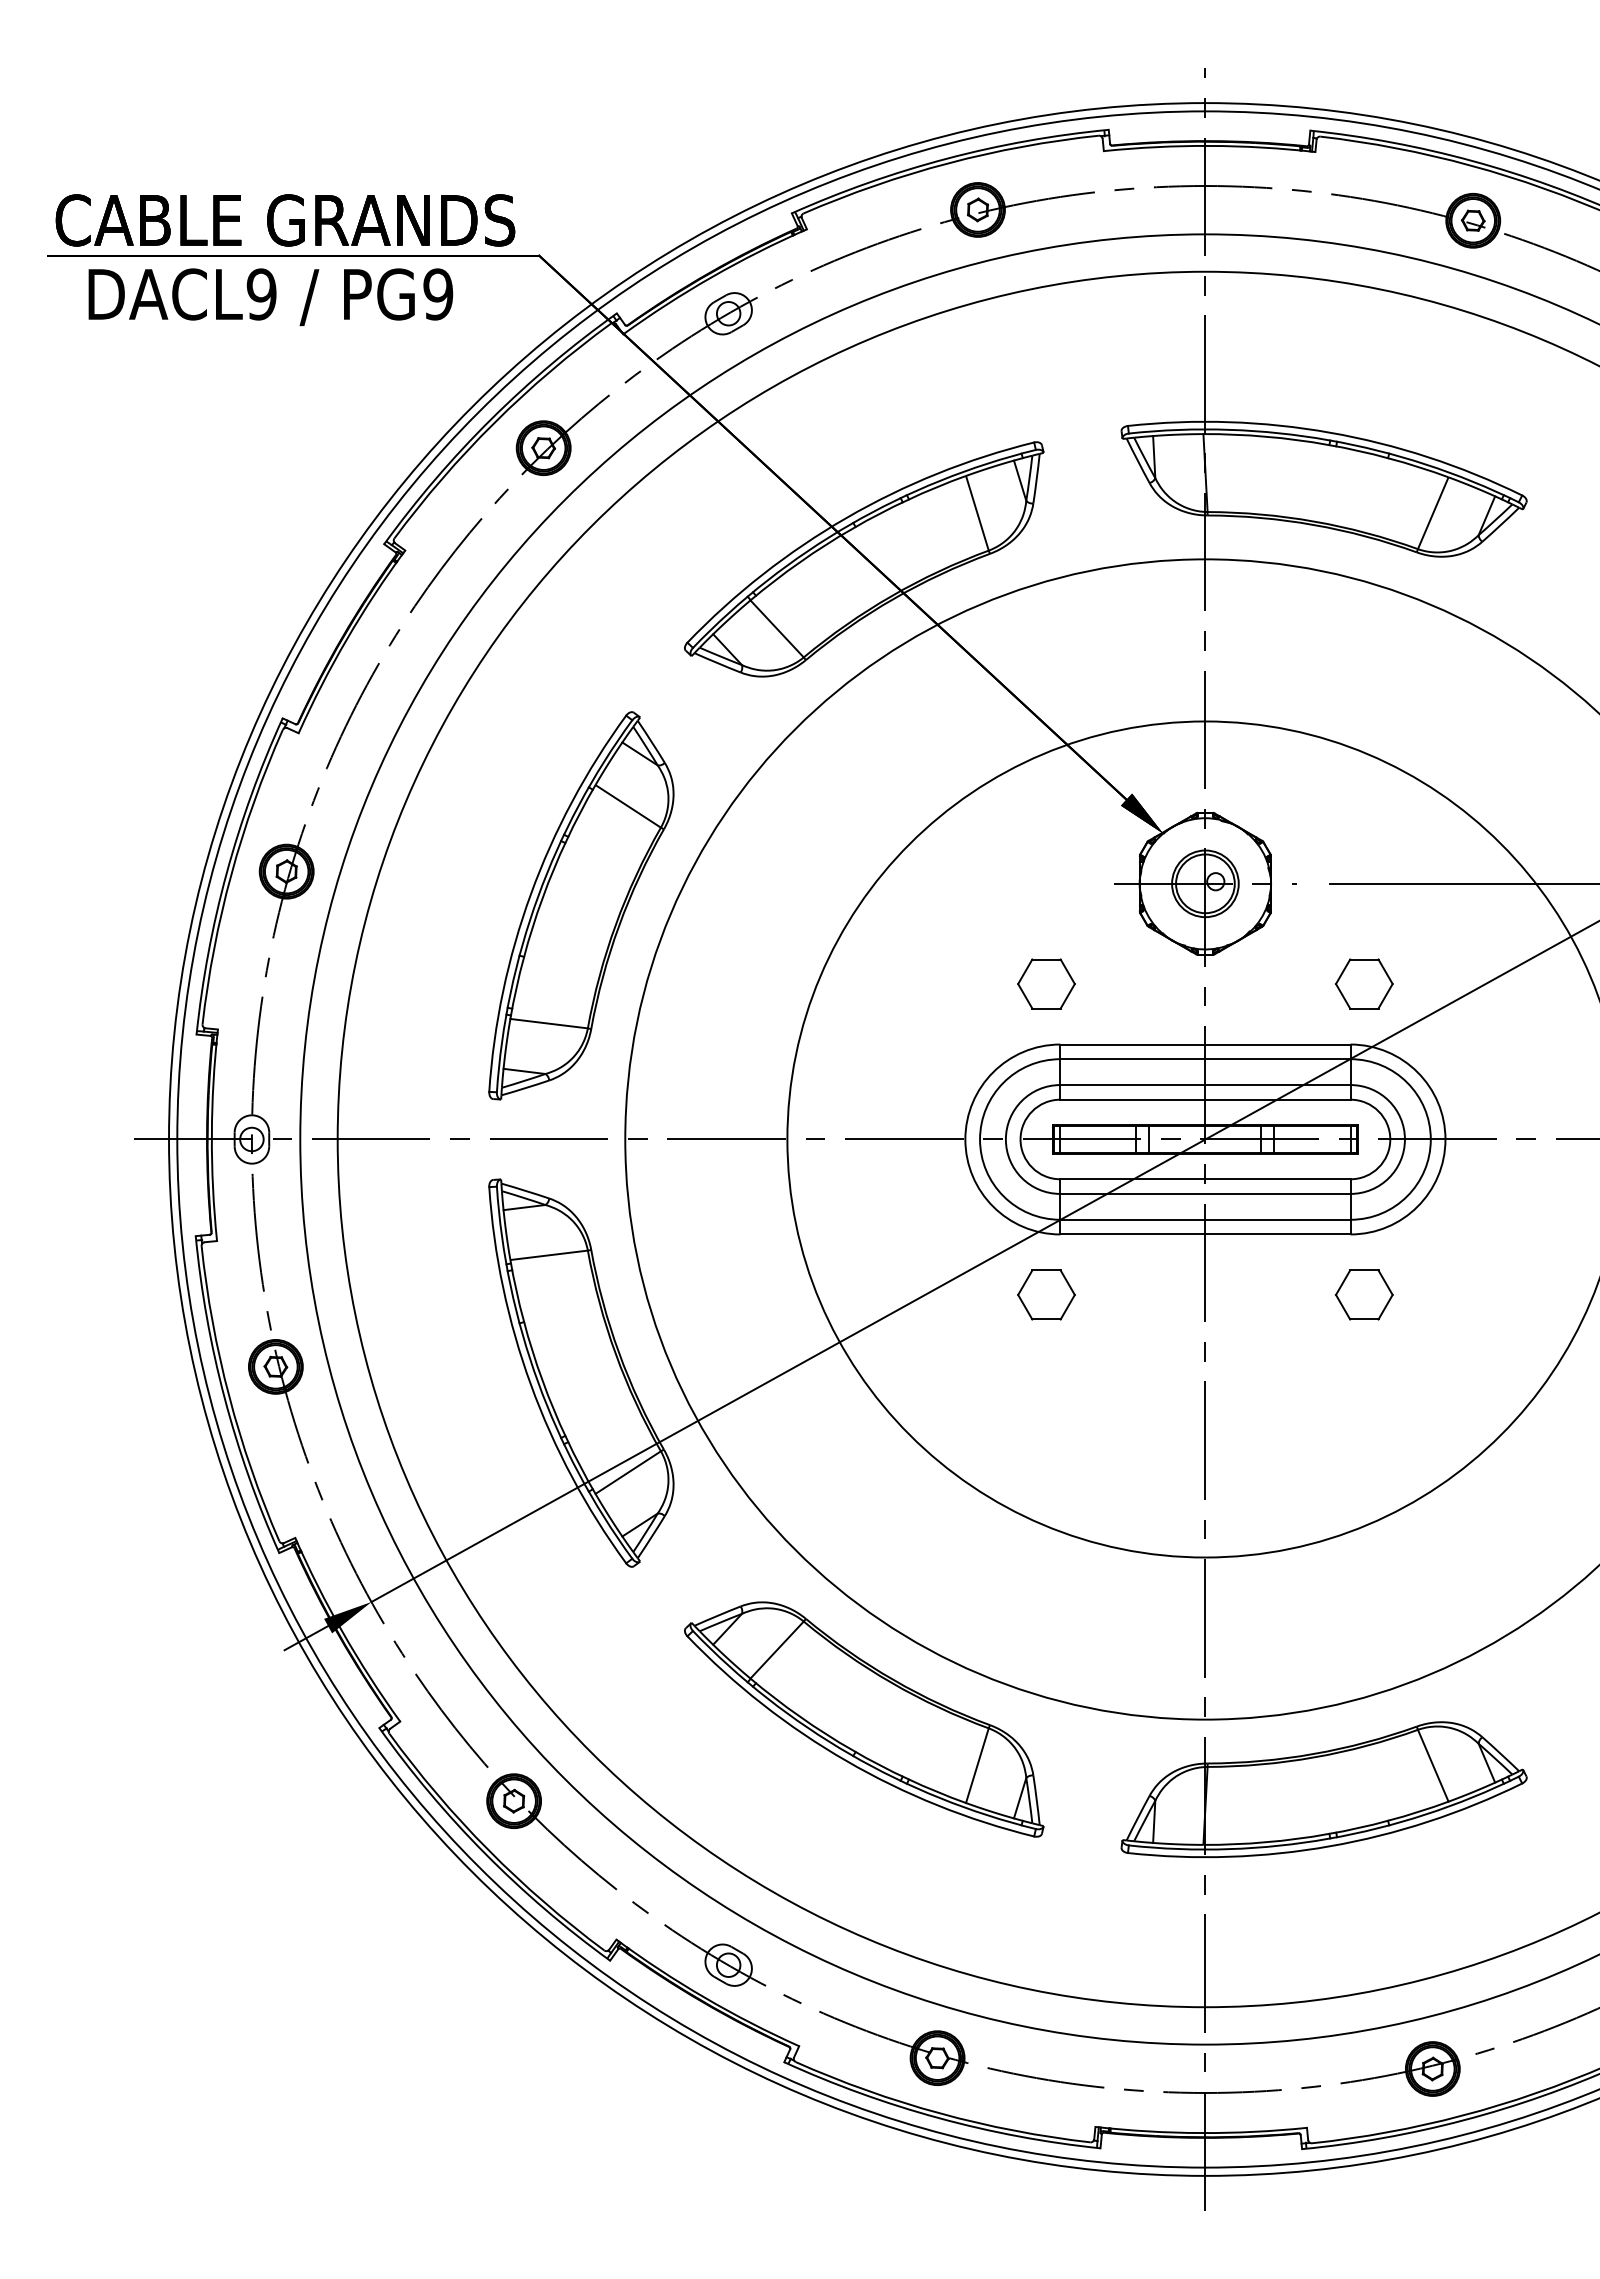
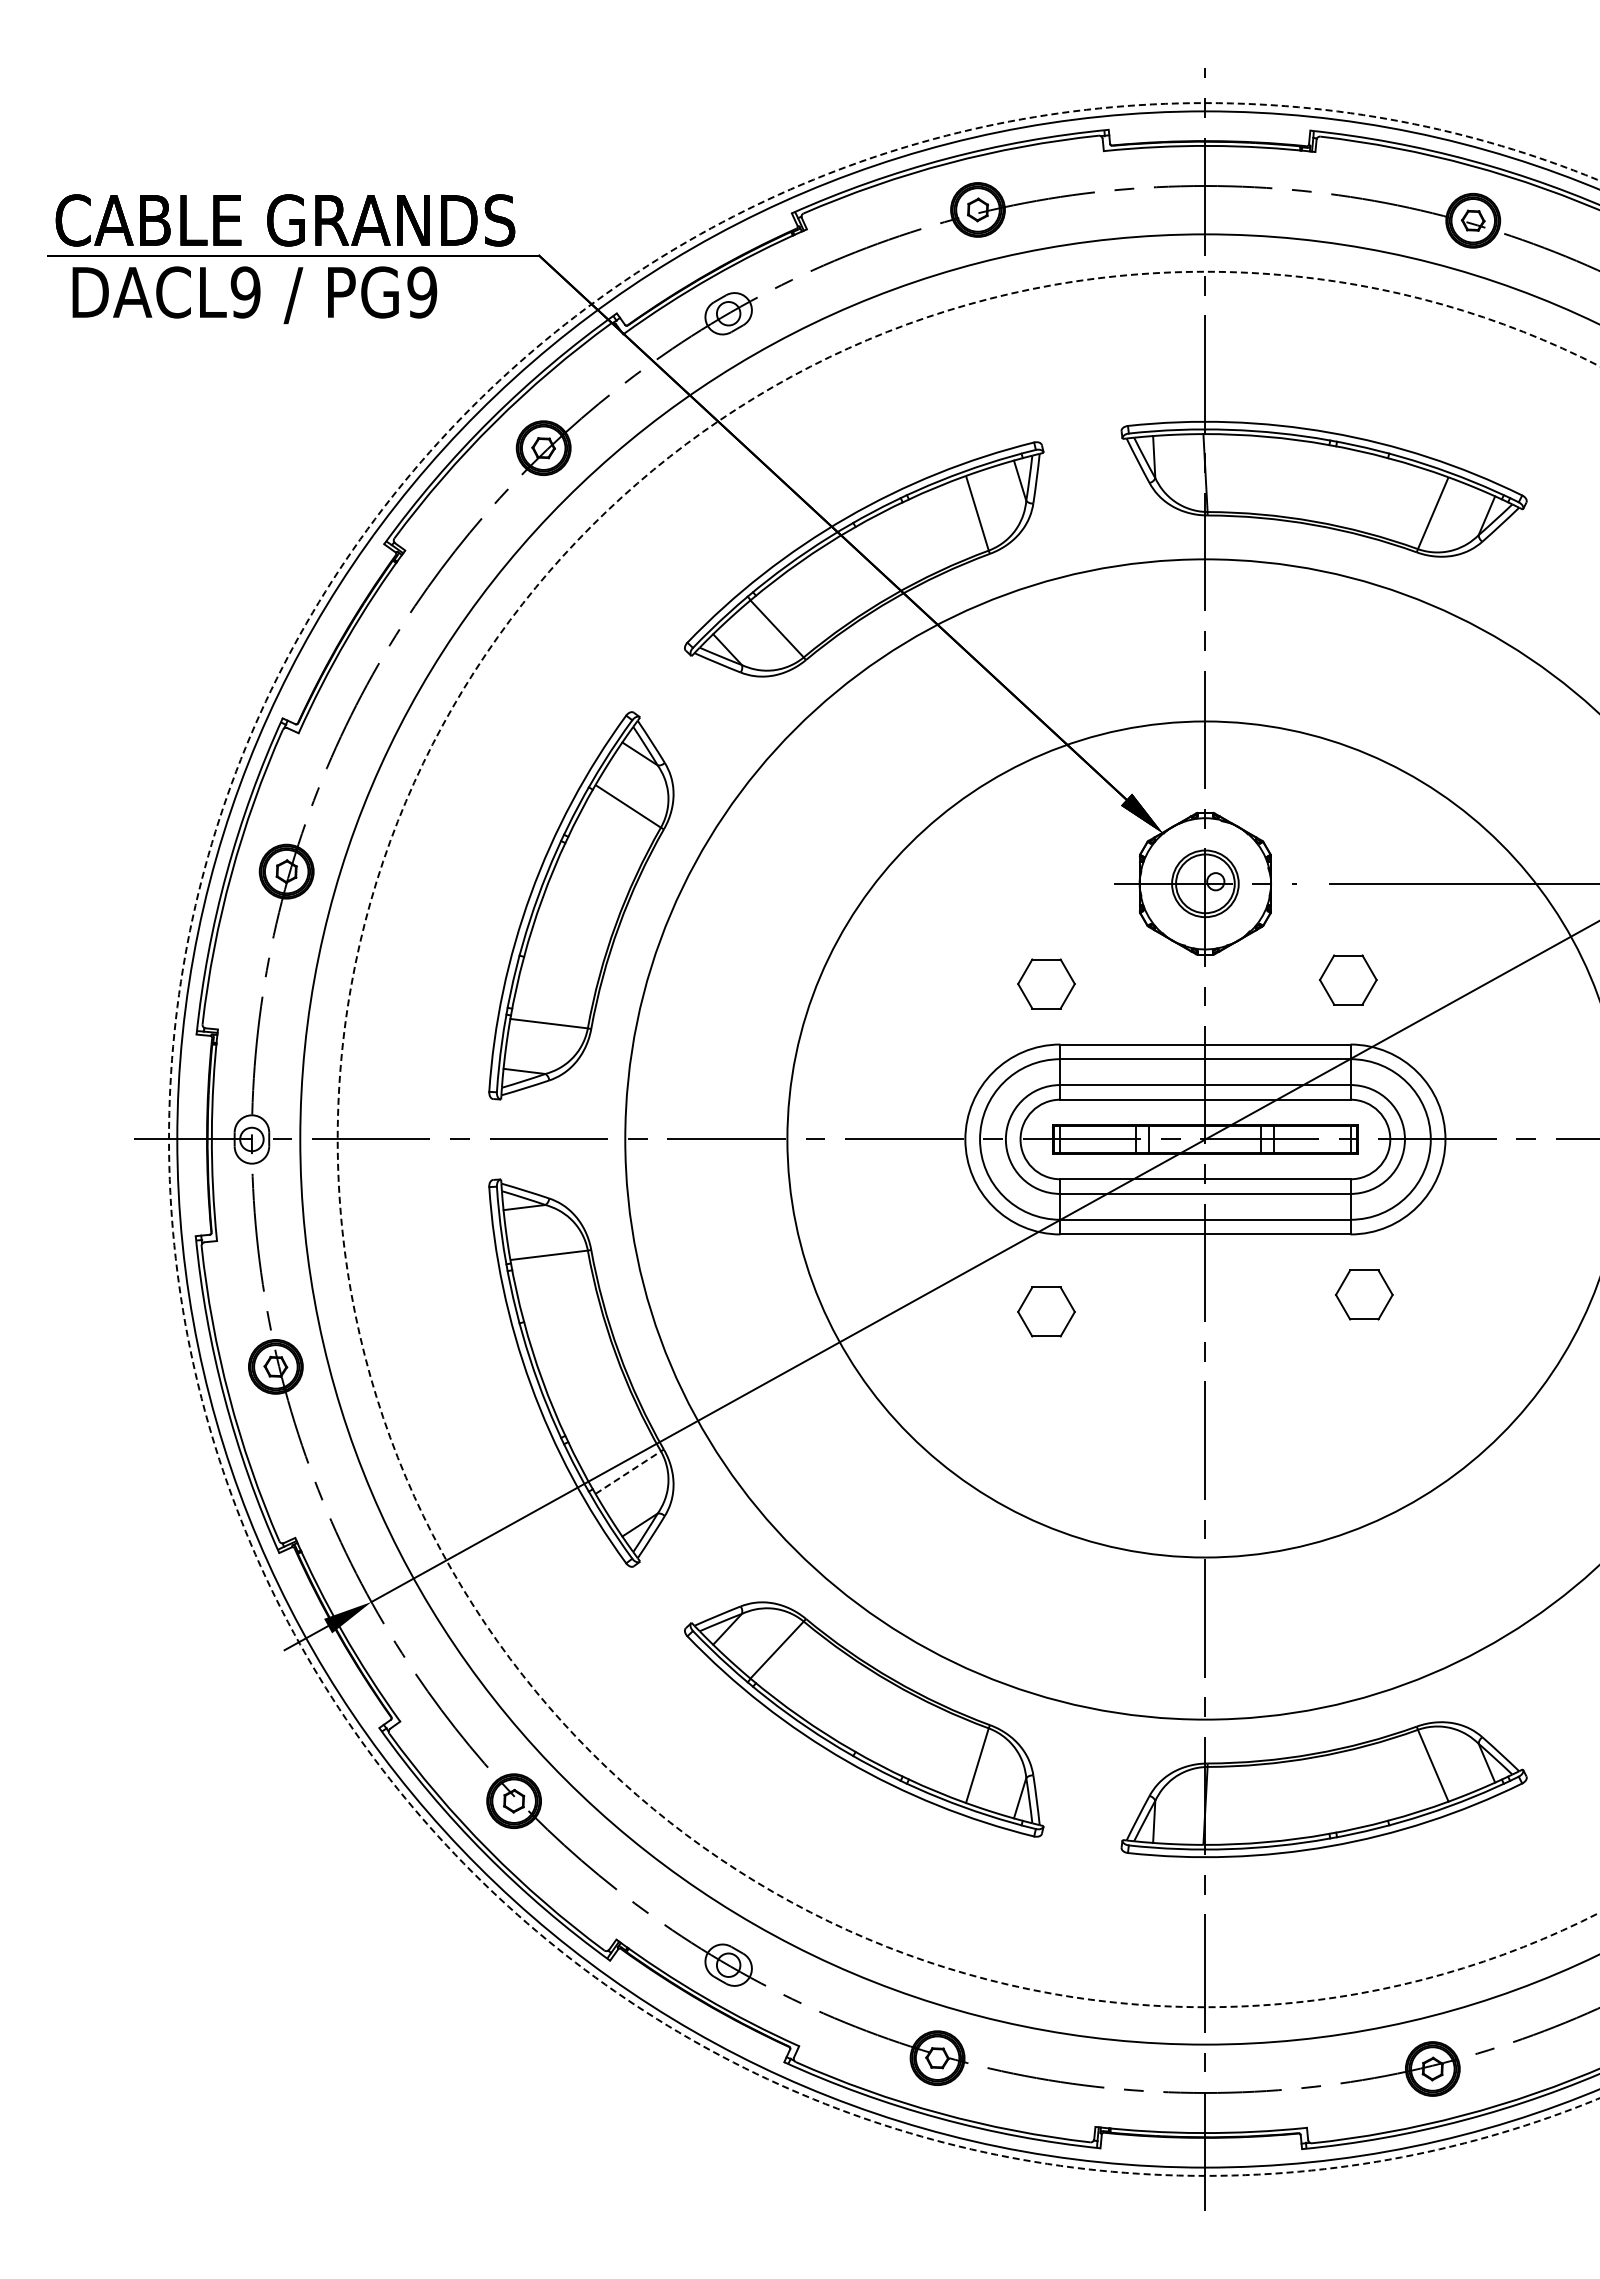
text position: (270, 296) -> (254, 294) (254, 294)
part position: (1364, 983) -> (1348, 979) (1348, 979)
circle: solid -> dashed (884, 1139)
circle: solid -> dashed (968, 1139)
part position: (1046, 1294) -> (1046, 1311) (1046, 1311)
line: solid -> dashed (628, 1472)
